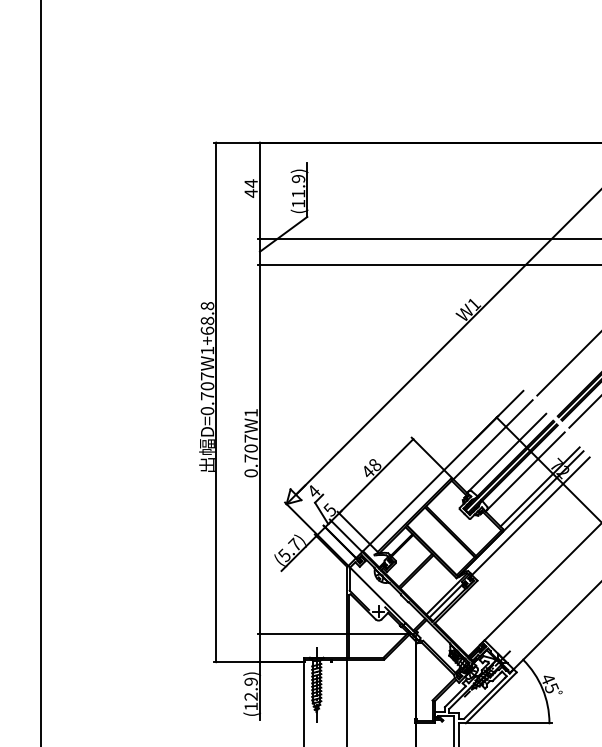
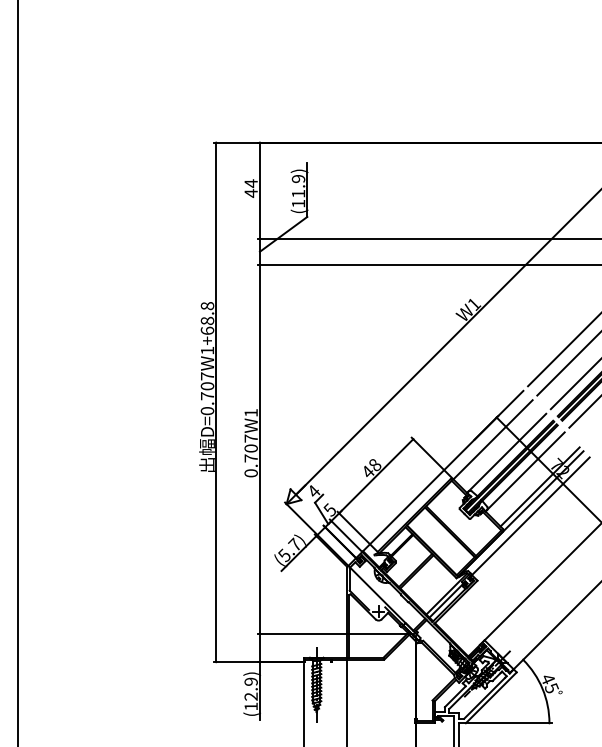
line: none -> present (563, 350)
line position: (41, 372) -> (18, 372) (18, 372)
line: none -> present (574, 385)
